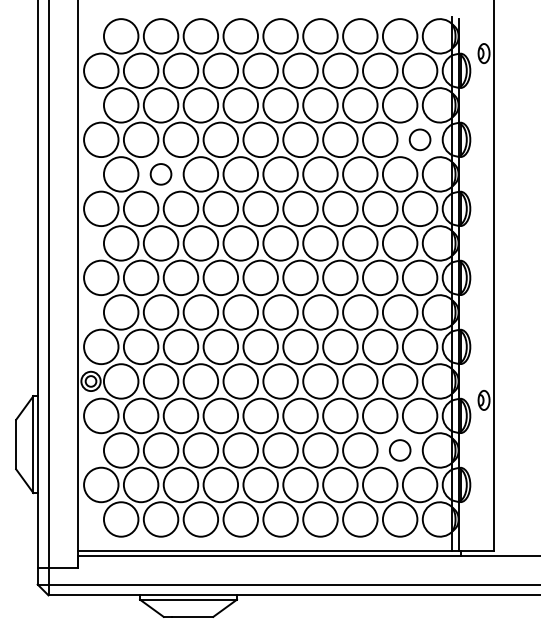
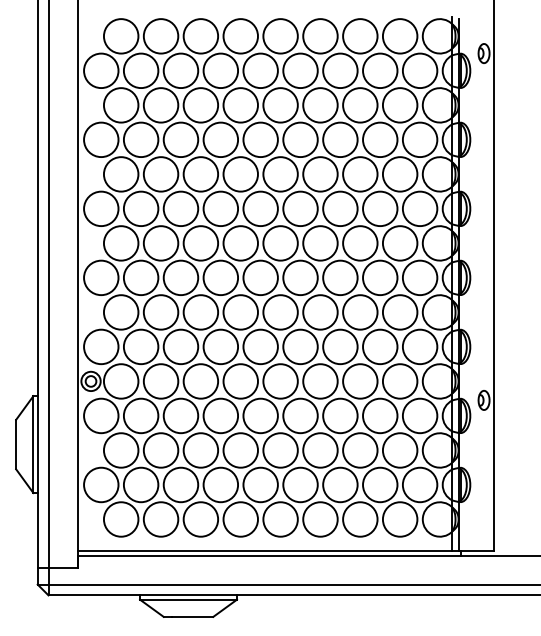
circle diameter: 21 px -> 34 px (419, 139)
circle diameter: 21 px -> 34 px (160, 174)
circle diameter: 21 px -> 34 px (399, 450)
